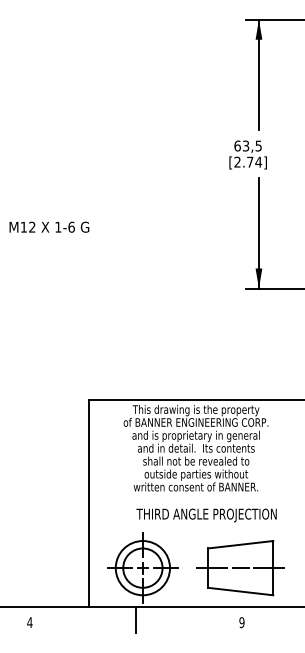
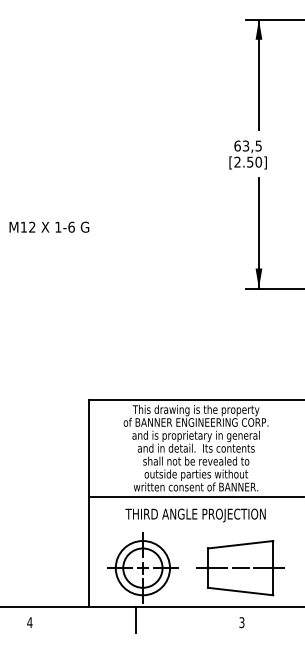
text: [2.74] -> [2.50] (254, 161)
line: none -> present (194, 496)
text position: (206, 515) -> (195, 515) (195, 515)
text: 9 -> 3 (241, 622)
